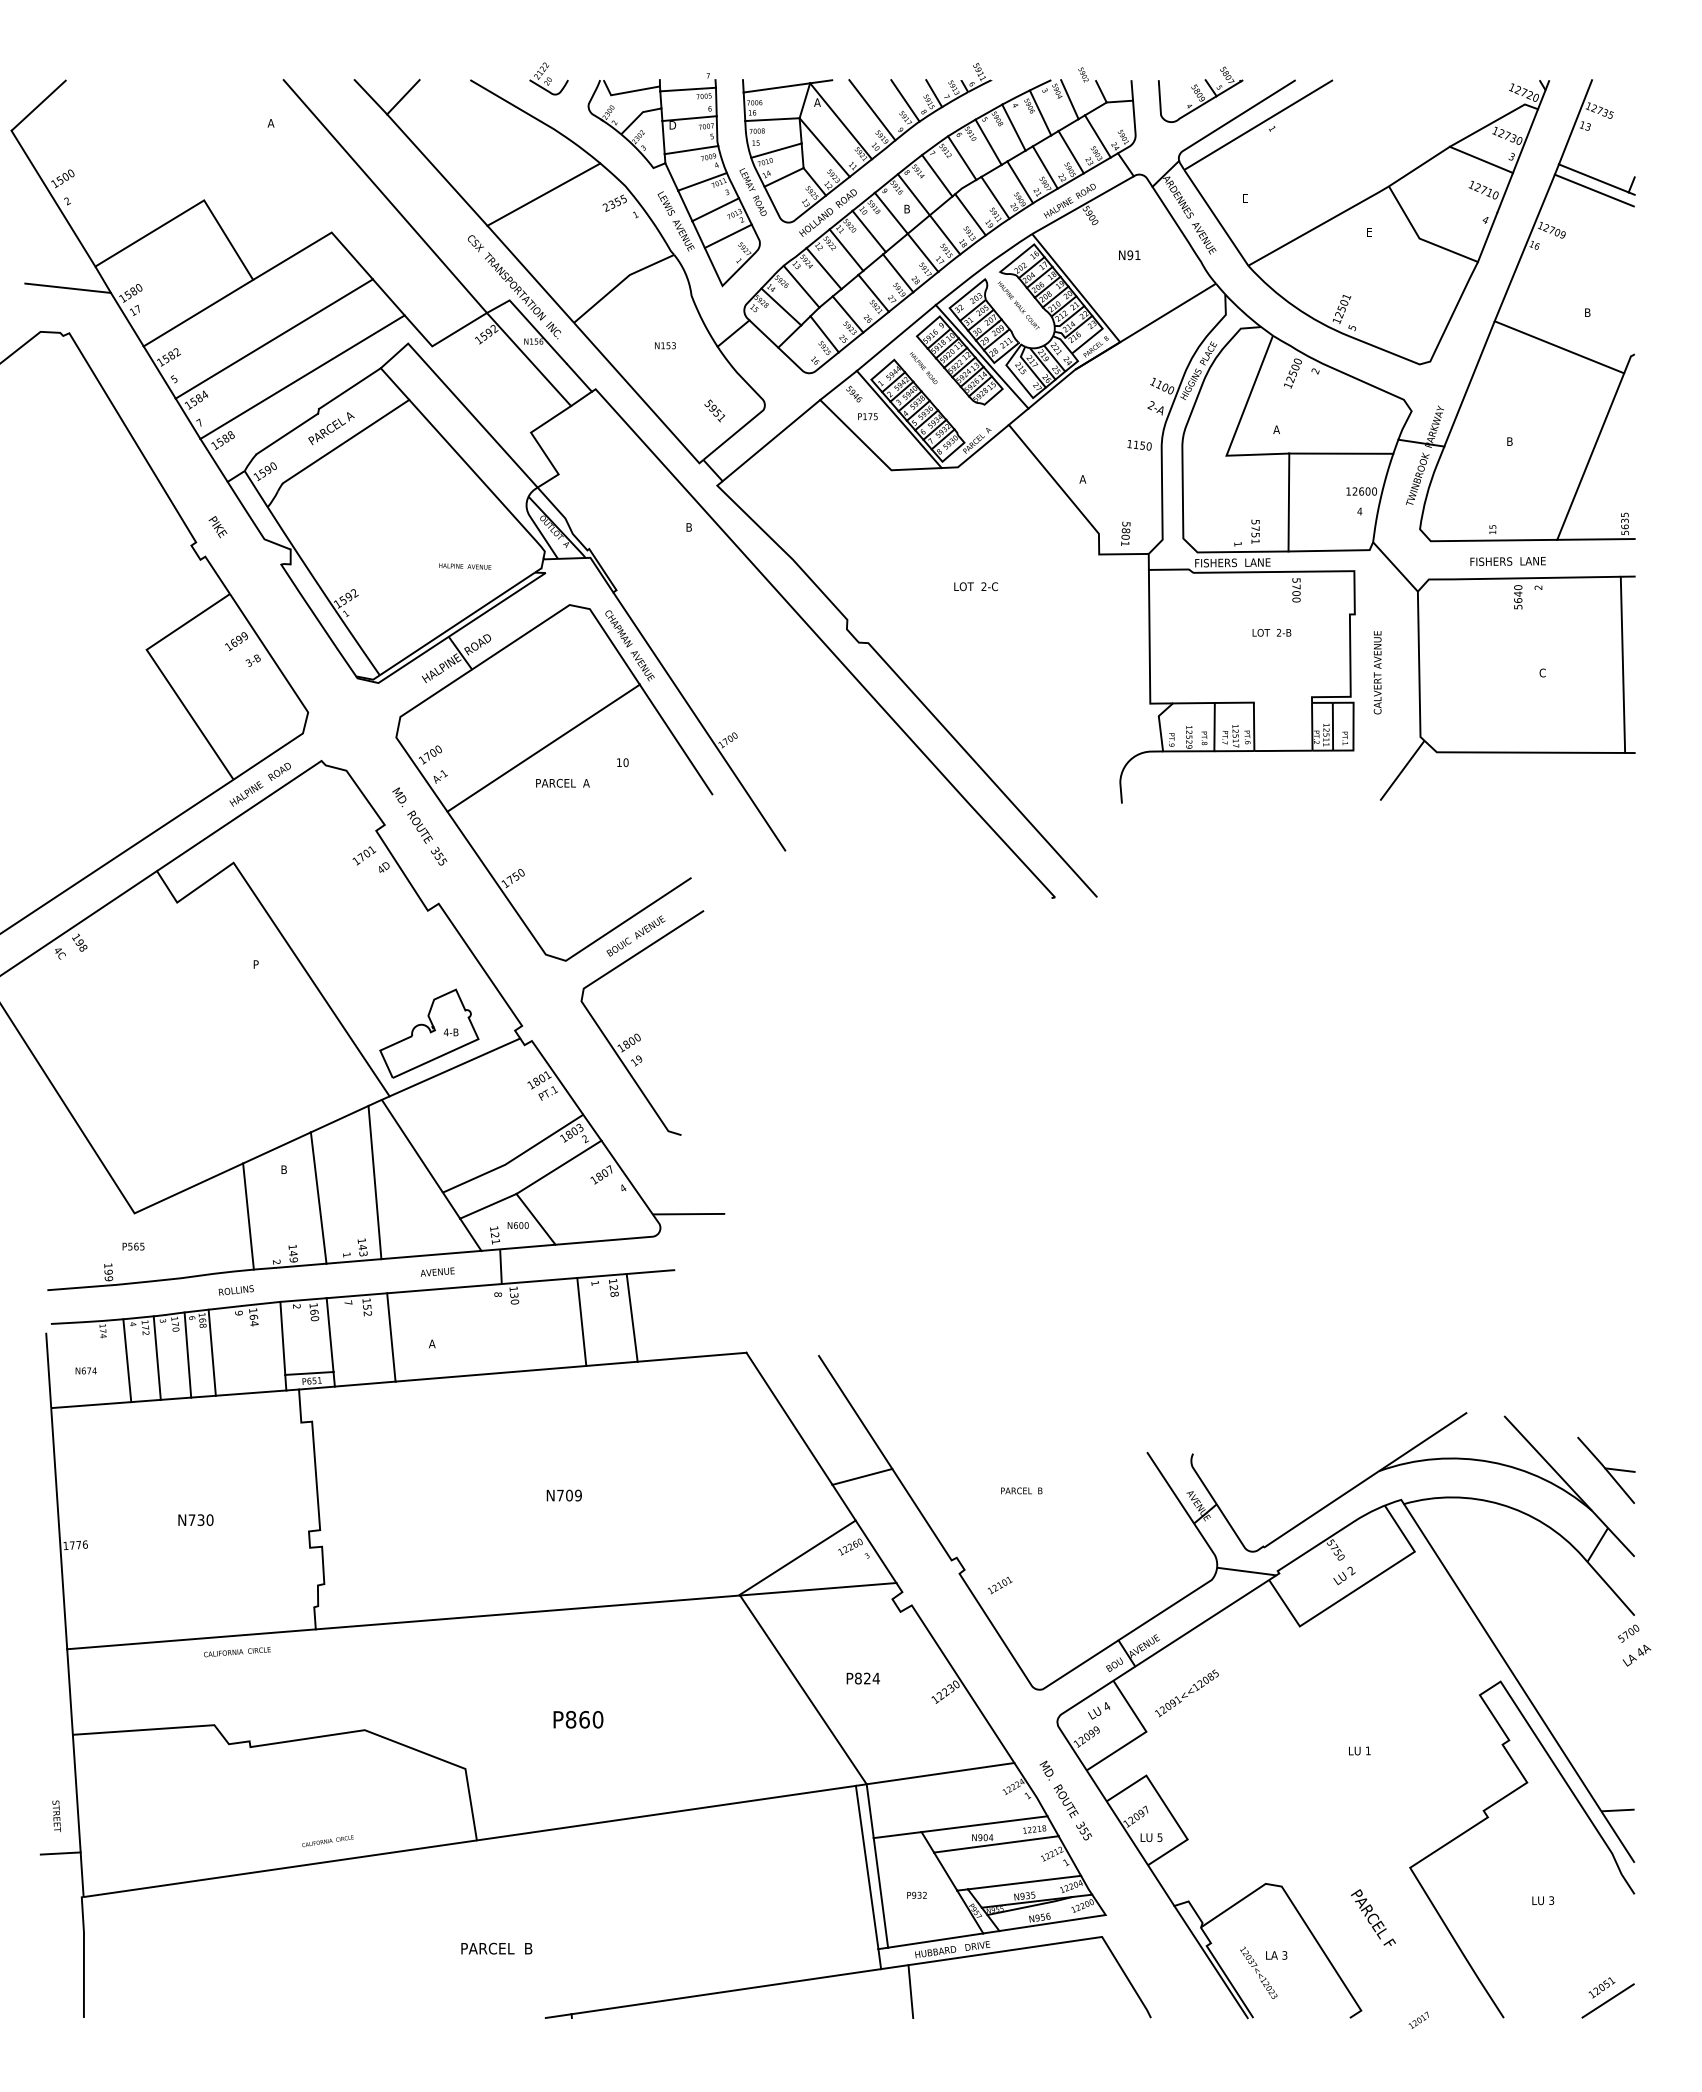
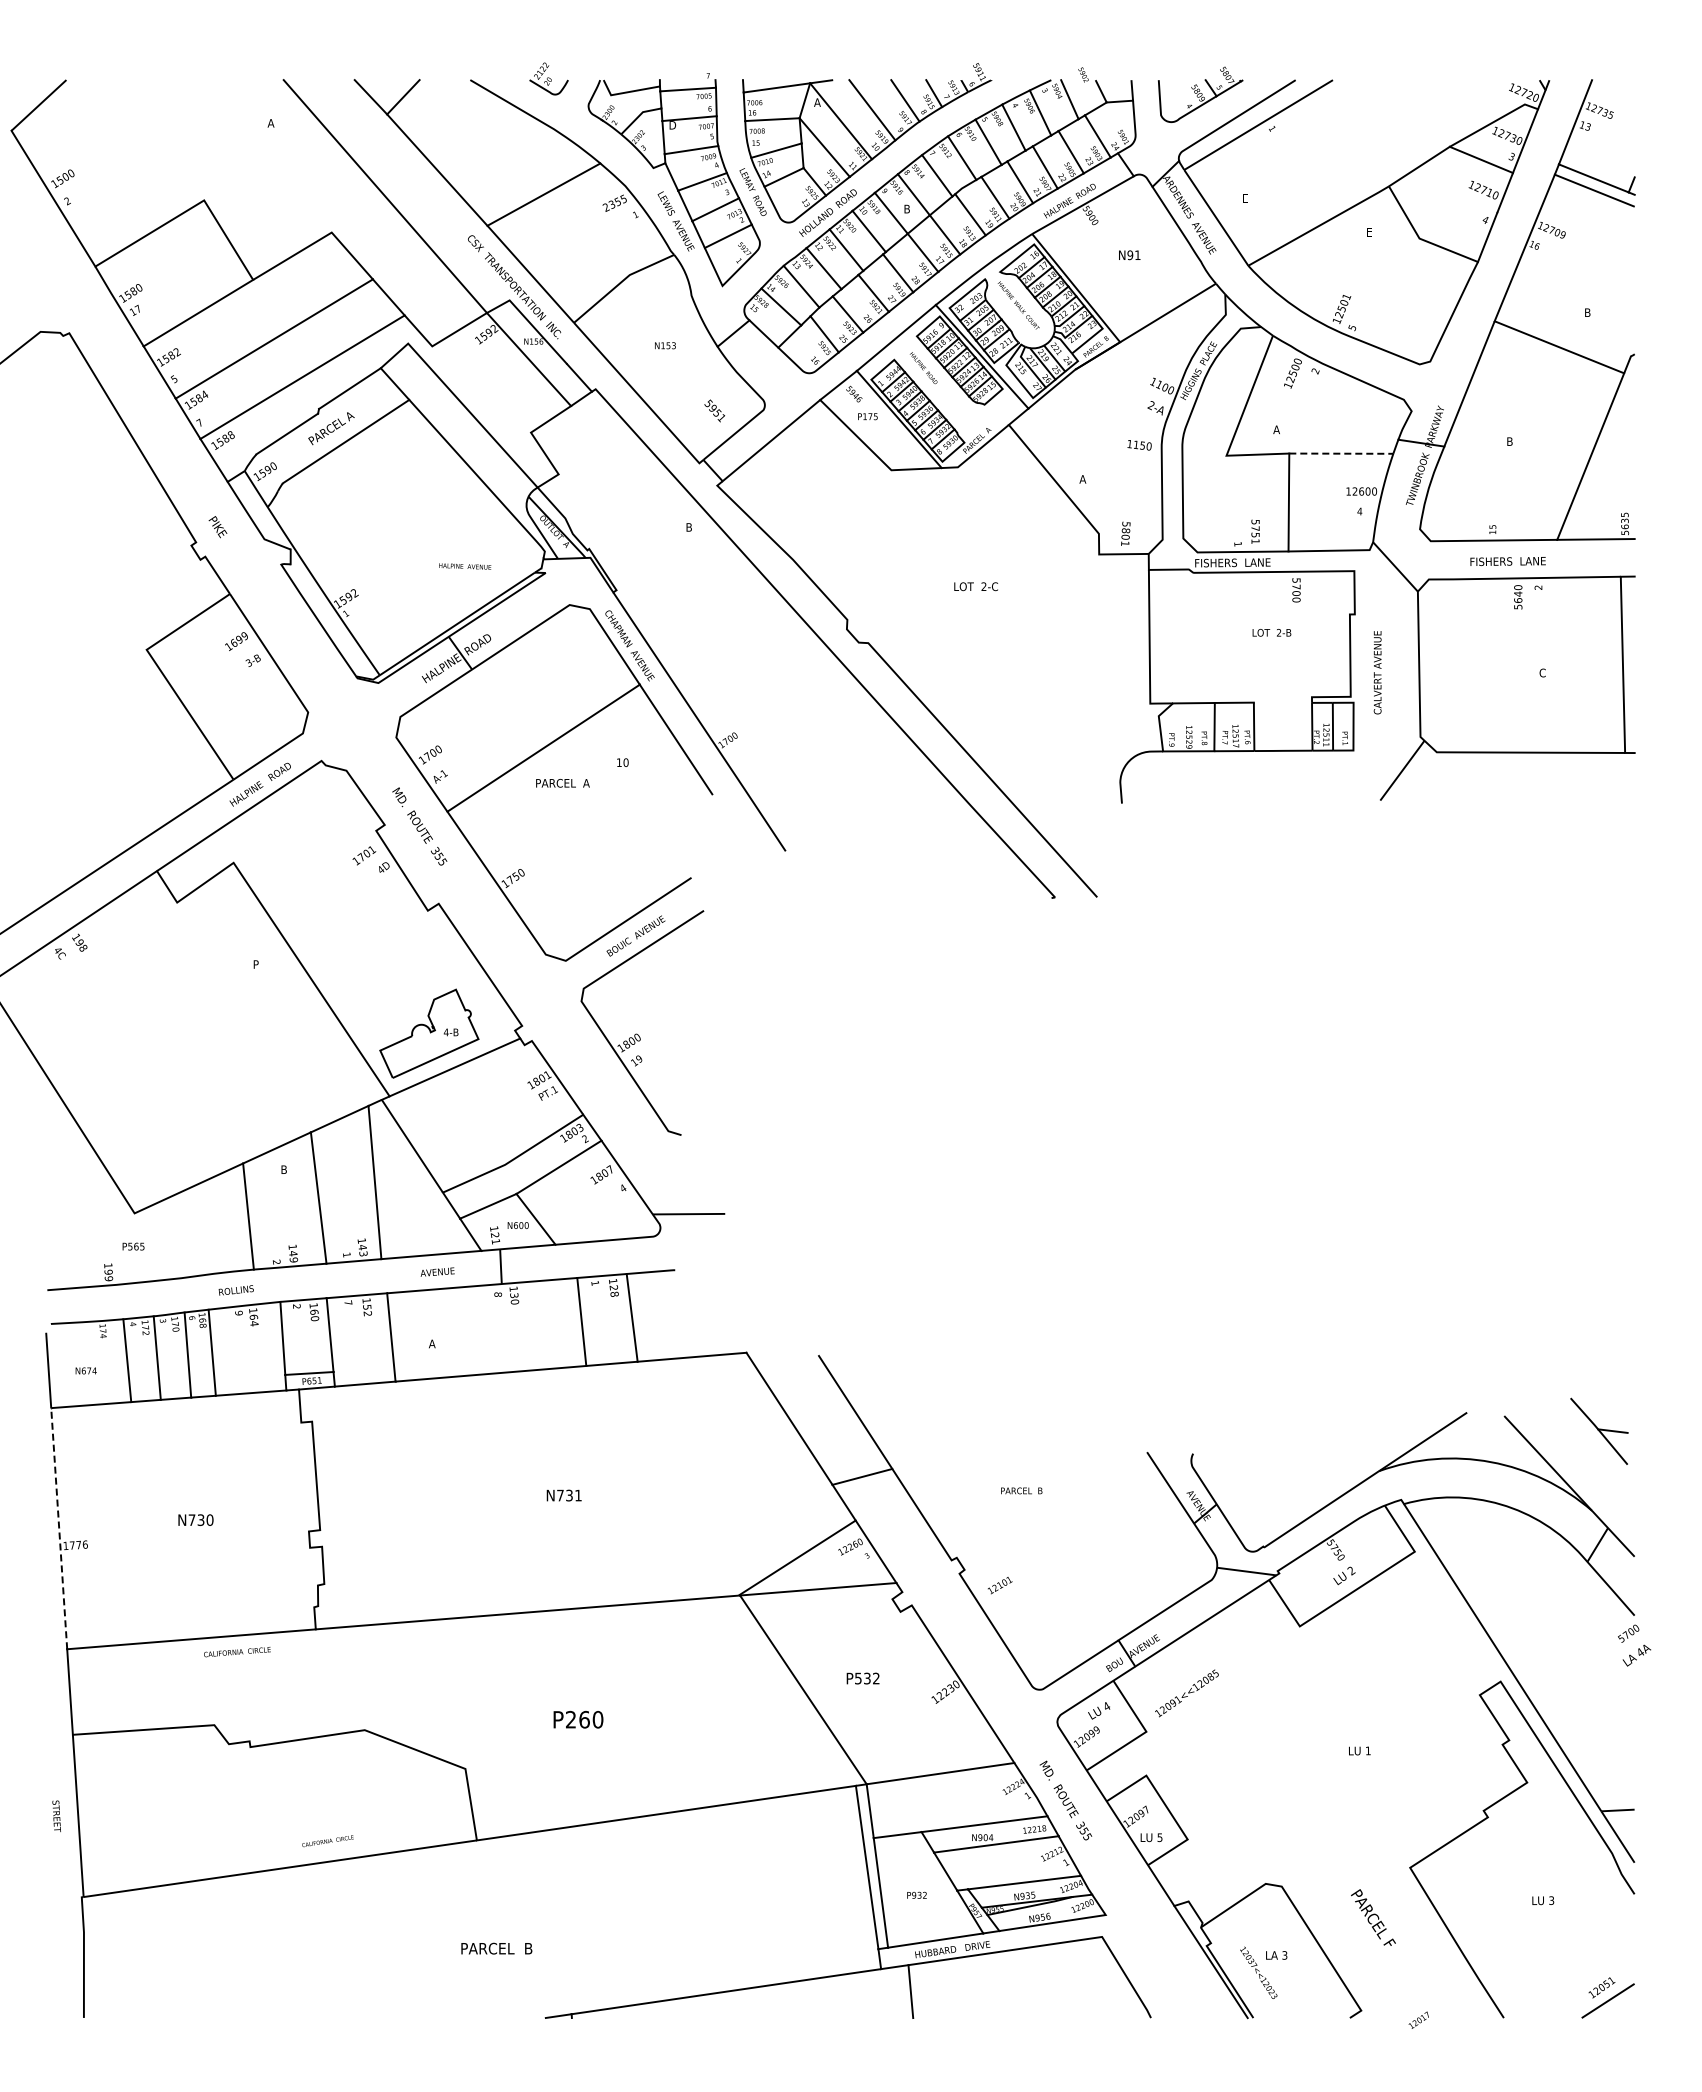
line: present -> none (67, 287)
line: solid -> dashed (1341, 453)
part position: (1606, 1469) -> (1599, 1430) (1599, 1430)
text: N709 -> N731 (573, 1495)
line: solid -> dashed (59, 1527)
text: P824 -> P532 (866, 1678)
text: P860 -> P260 (570, 1719)
line: present -> none (60, 1853)
